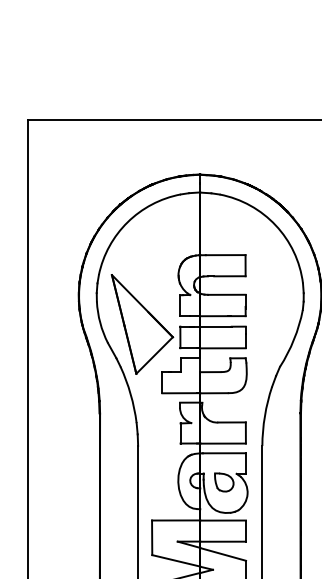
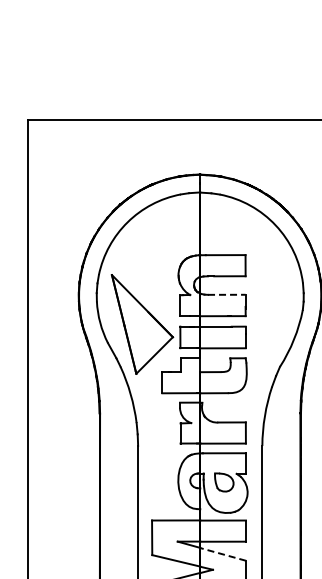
line: solid -> dashed (226, 294)
line: solid -> dashed (223, 554)
